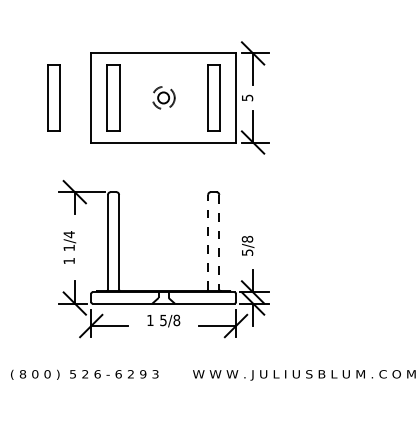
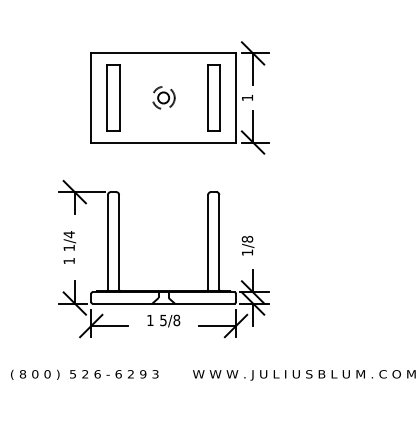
part: present -> none (53, 97)
text: 5 -> 1 (247, 97)
line: dashed -> solid (208, 241)
line: dashed -> solid (219, 242)
text: 5/8 -> 1/8 (247, 252)
